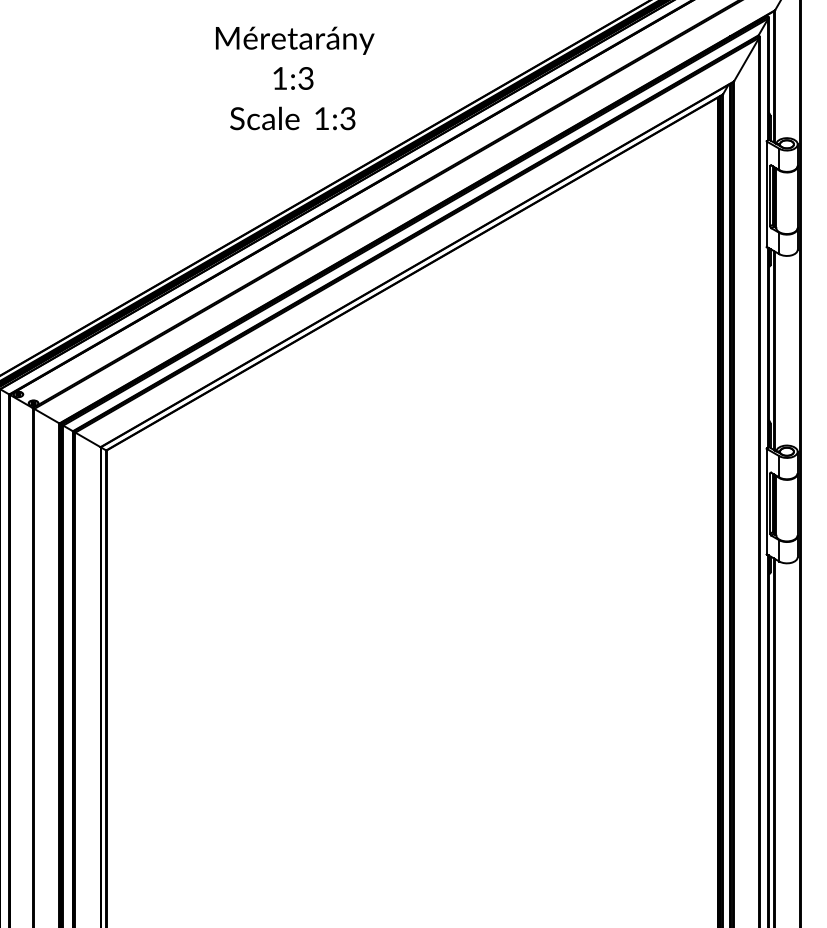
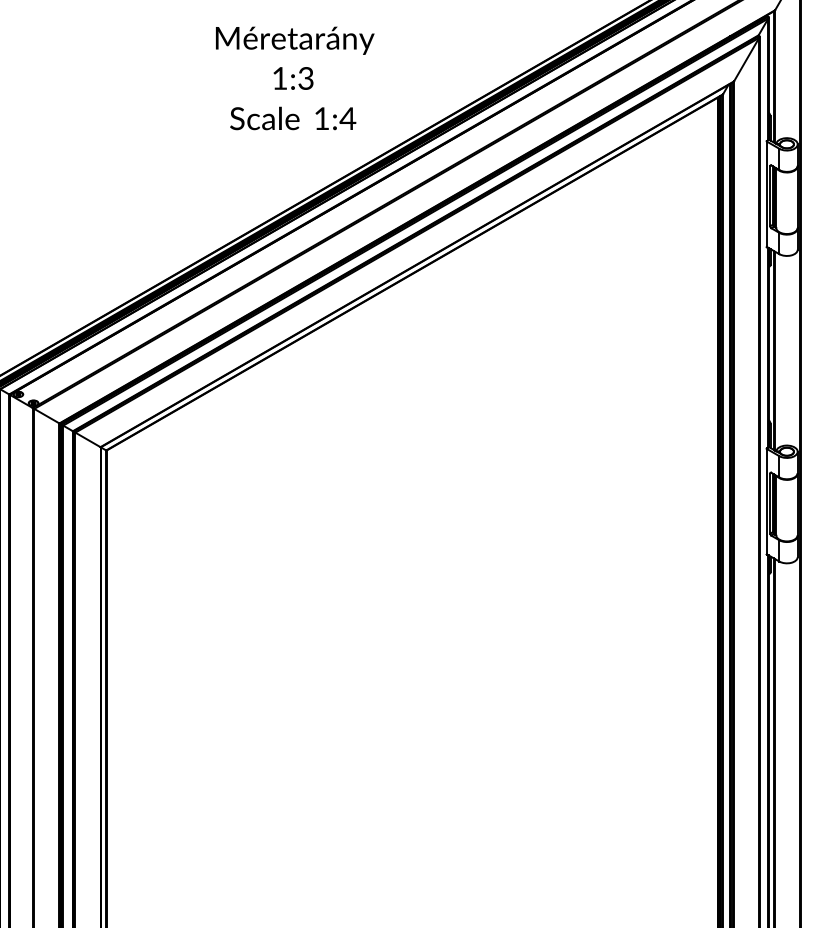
text: 1:3 -> 1:4 (347, 118)
